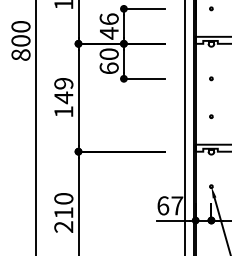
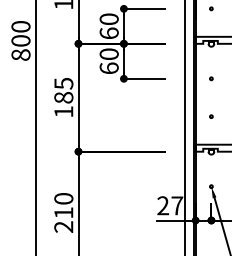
text: 46 -> 60 (108, 26)
text: 149 -> 185 (63, 91)
text: 67 -> 27 (163, 205)
